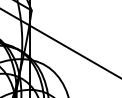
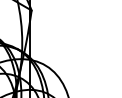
line: present -> none (60, 42)
